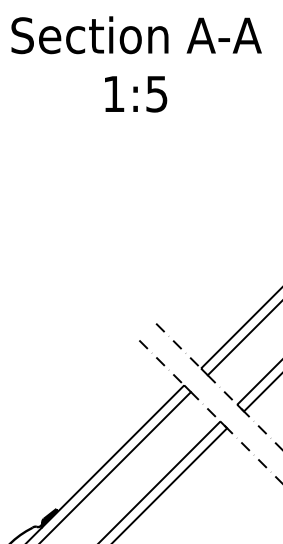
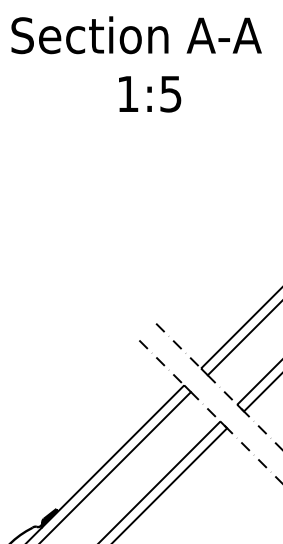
text position: (136, 94) -> (150, 94) (150, 94)
